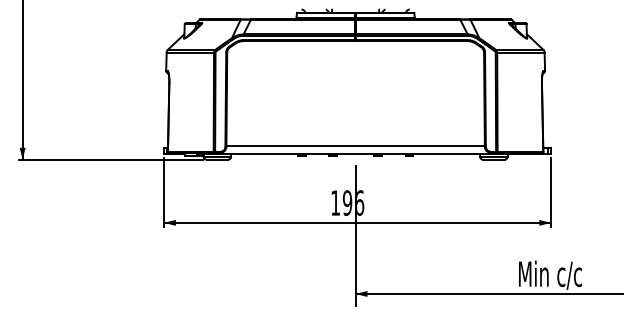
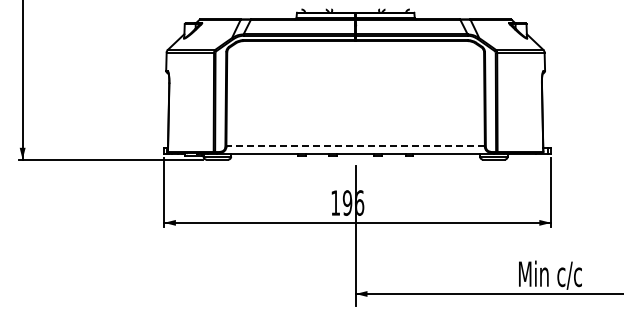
line: solid -> dashed (355, 145)
